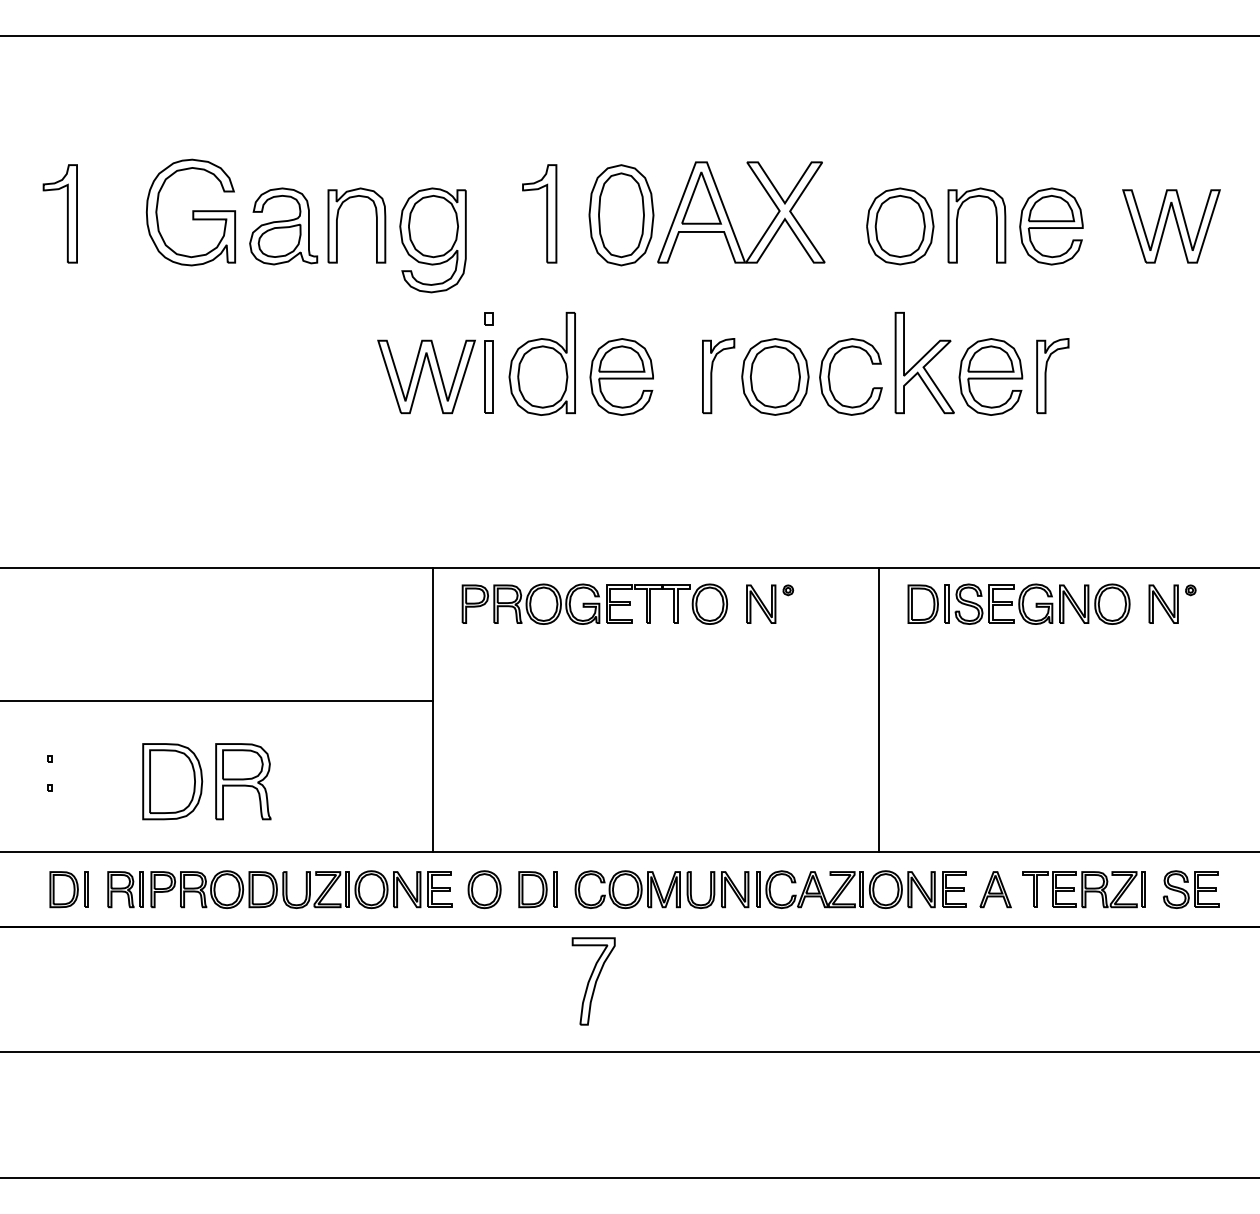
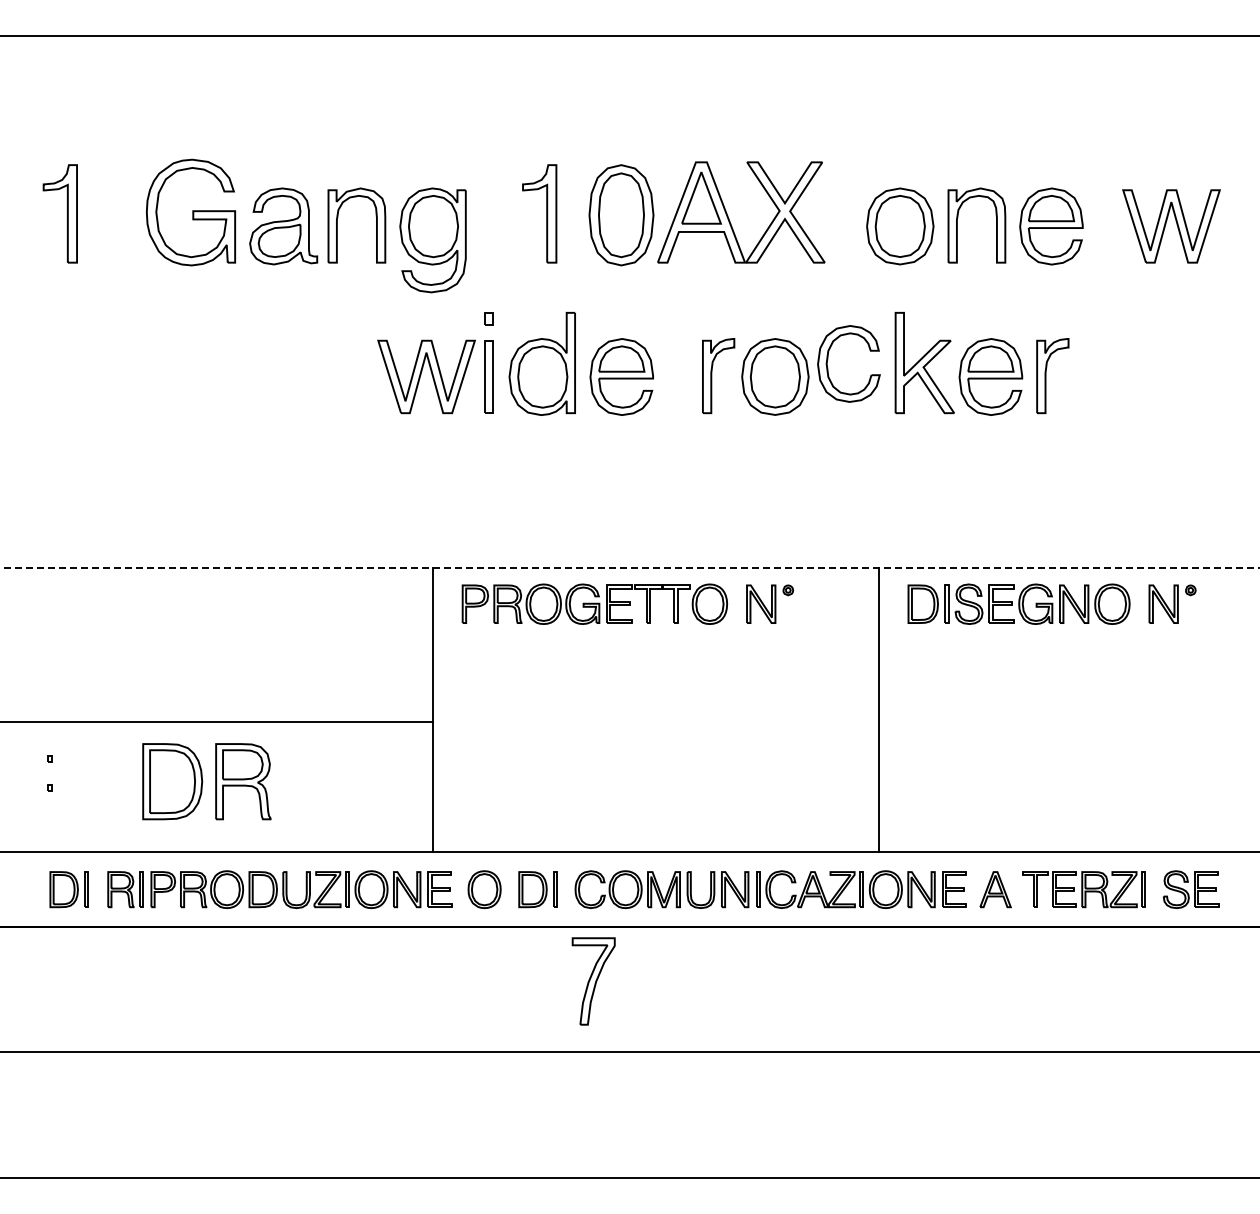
part position: (830, 372) -> (828, 359) (828, 359)
line: solid -> dashed (630, 568)
line position: (217, 701) -> (217, 722) (217, 722)
